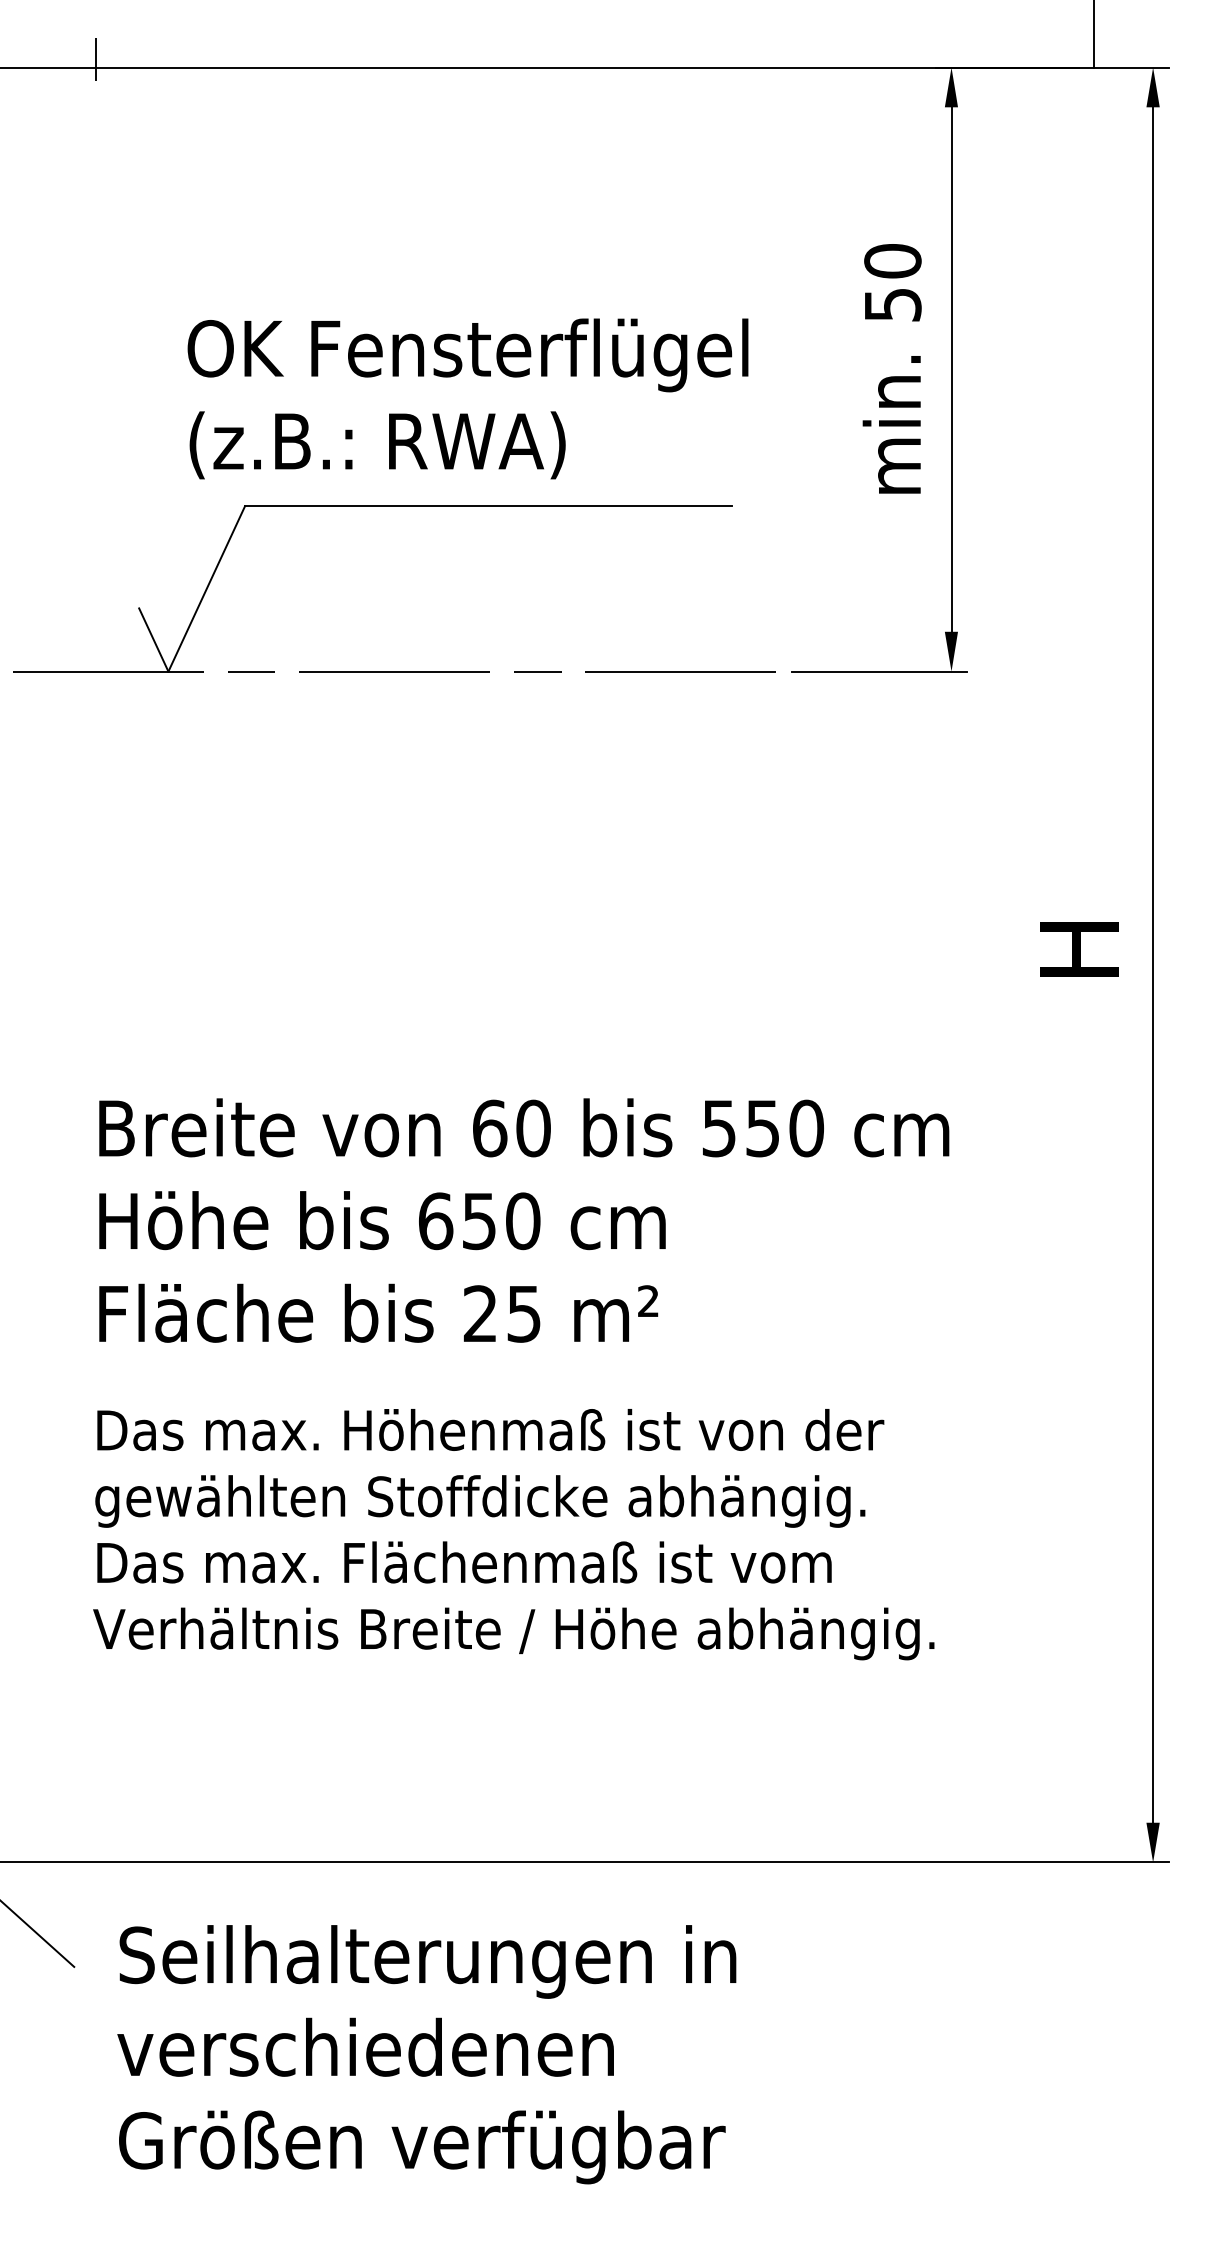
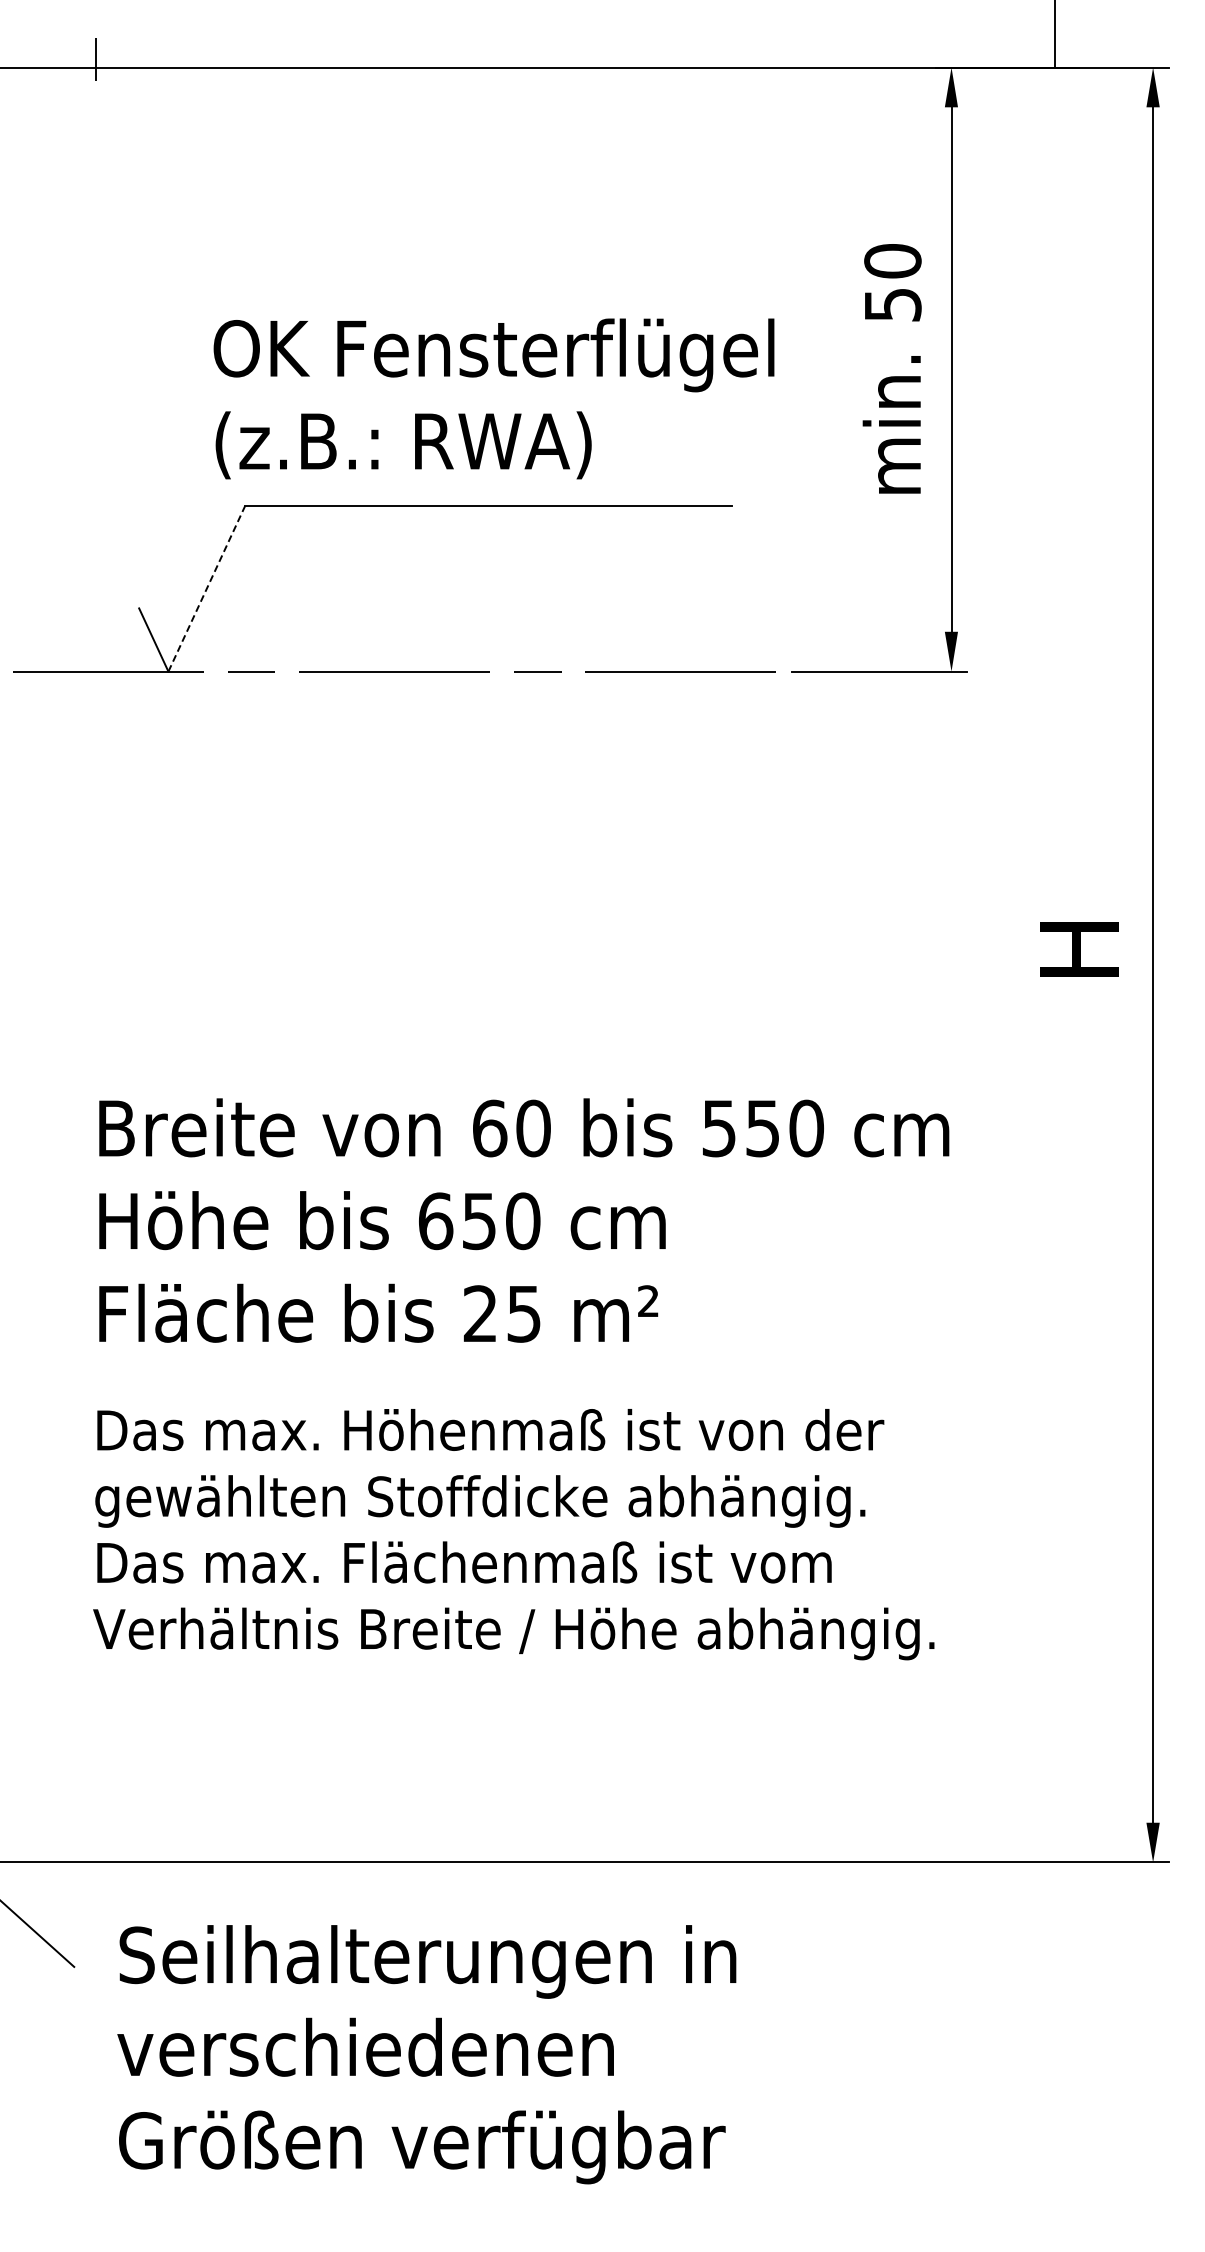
line position: (1094, 34) -> (1055, 34) (1055, 34)
text position: (467, 398) -> (493, 398) (493, 398)
line: solid -> dashed (206, 588)
